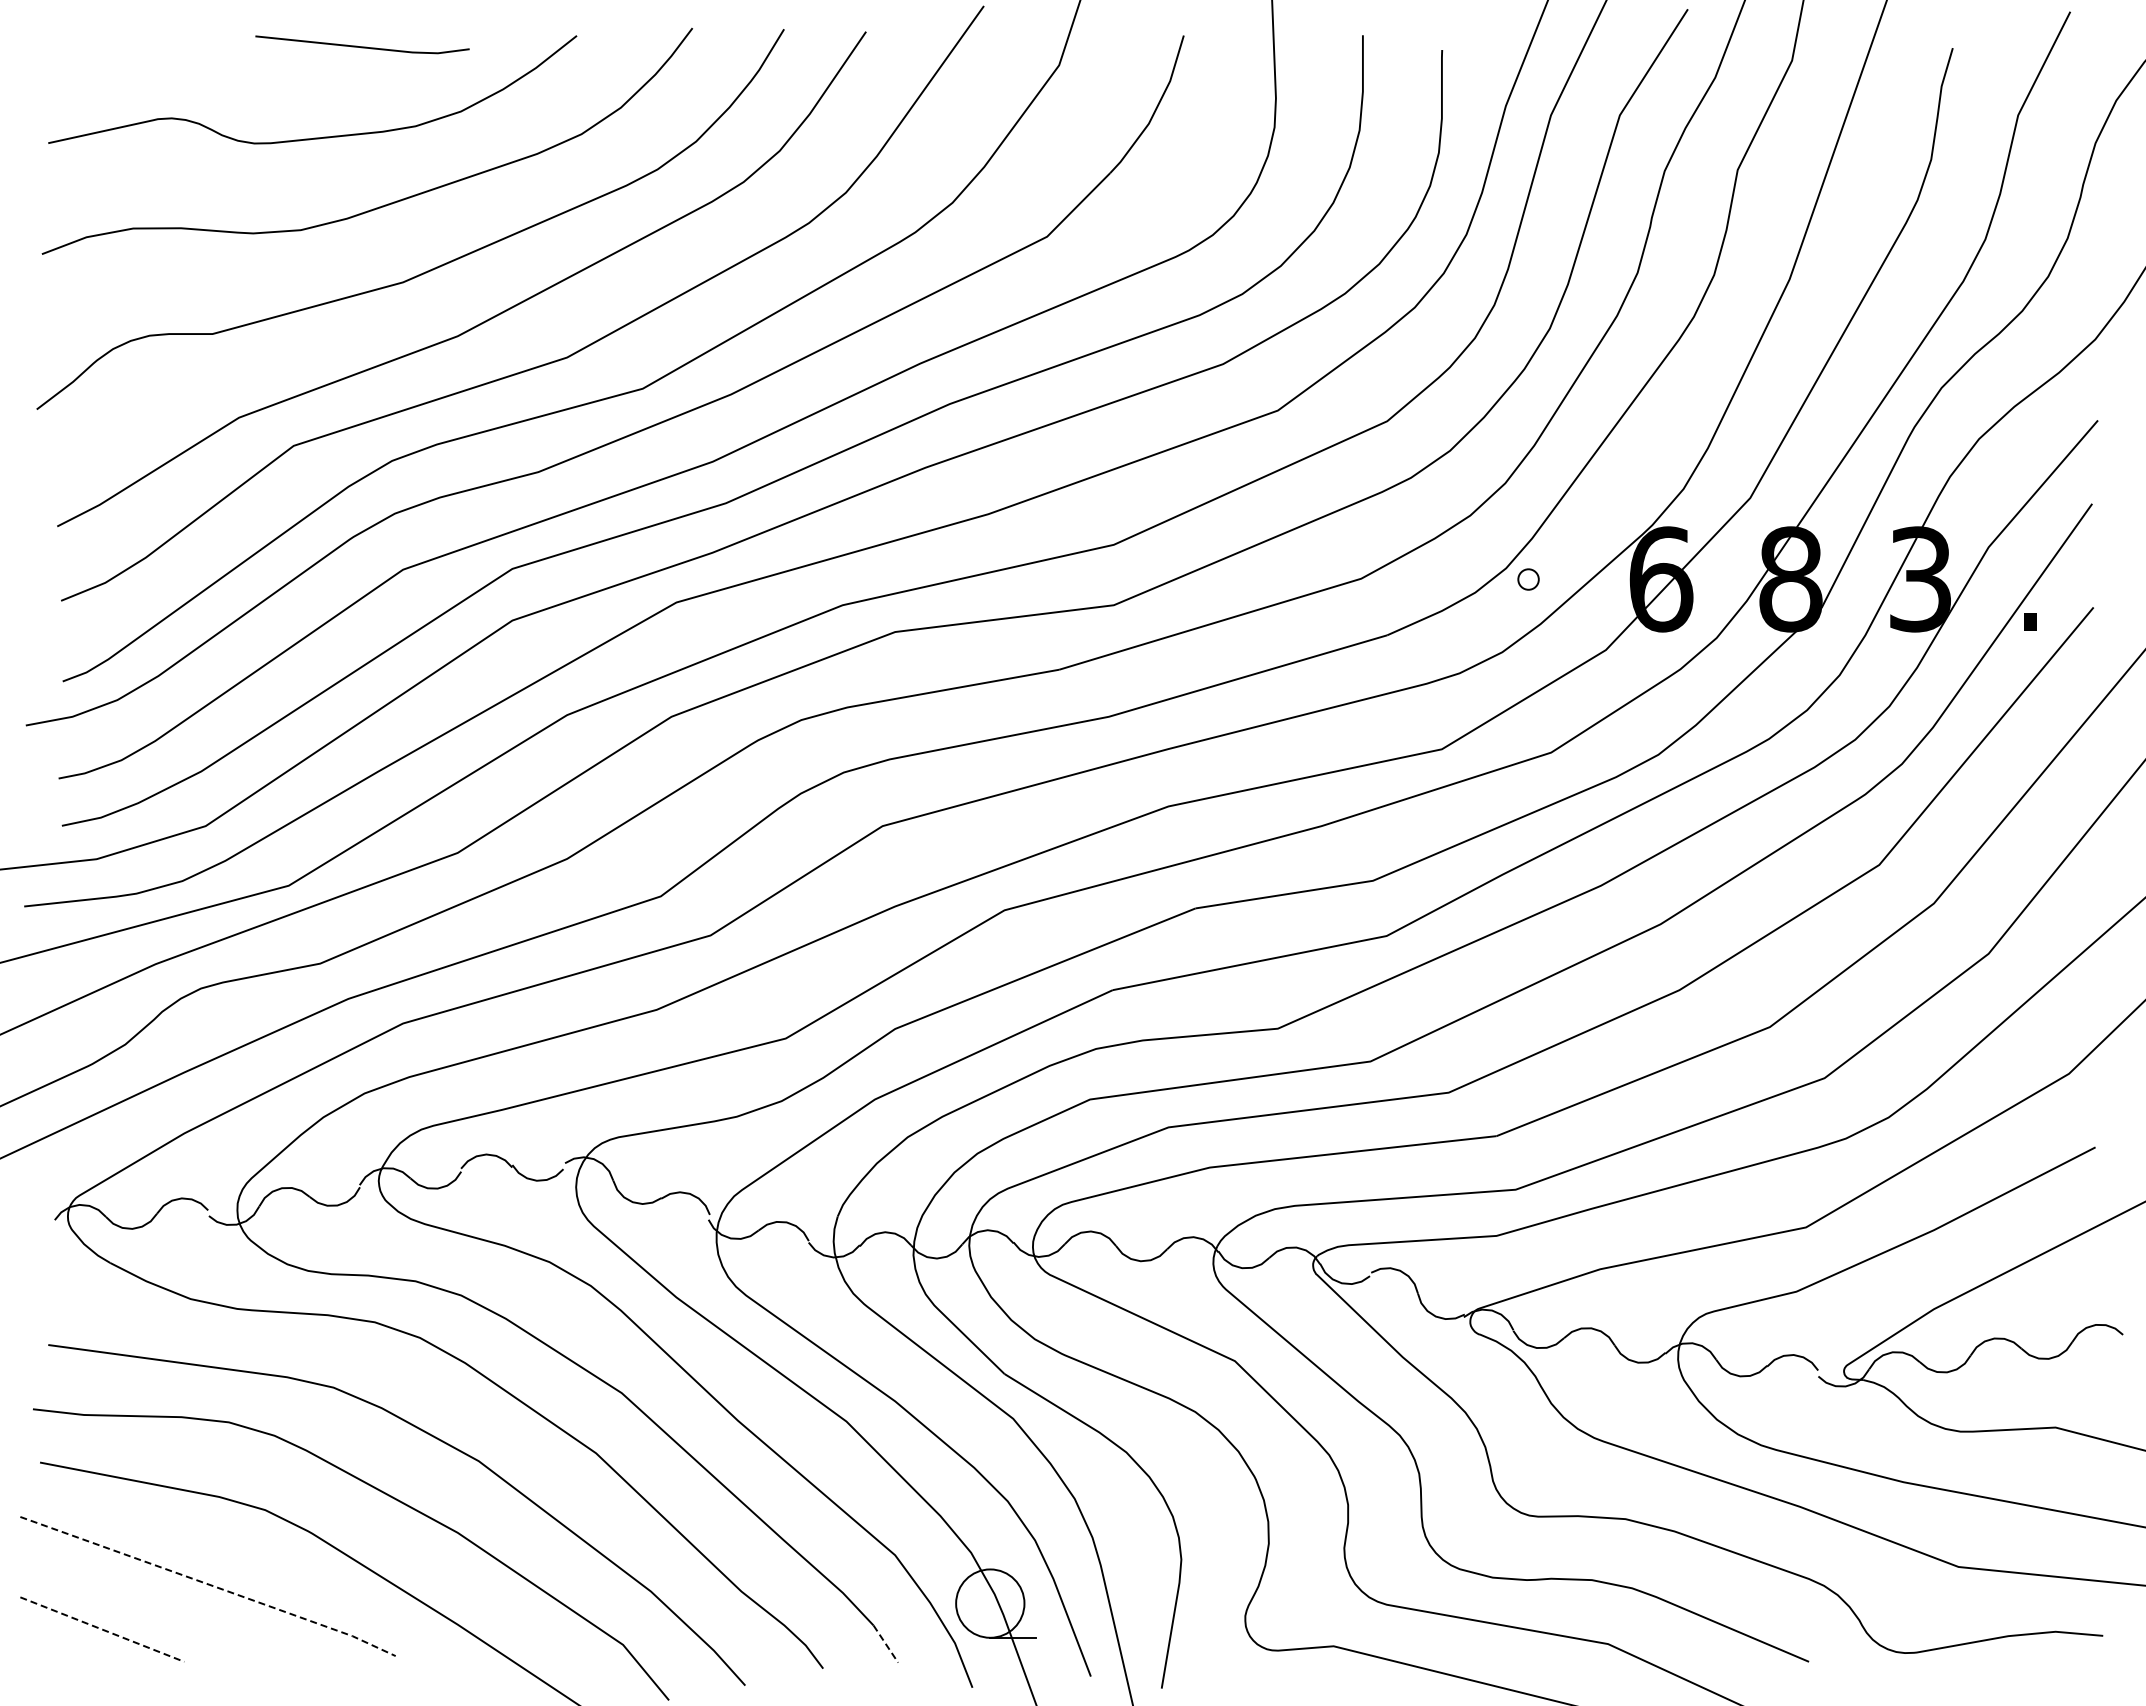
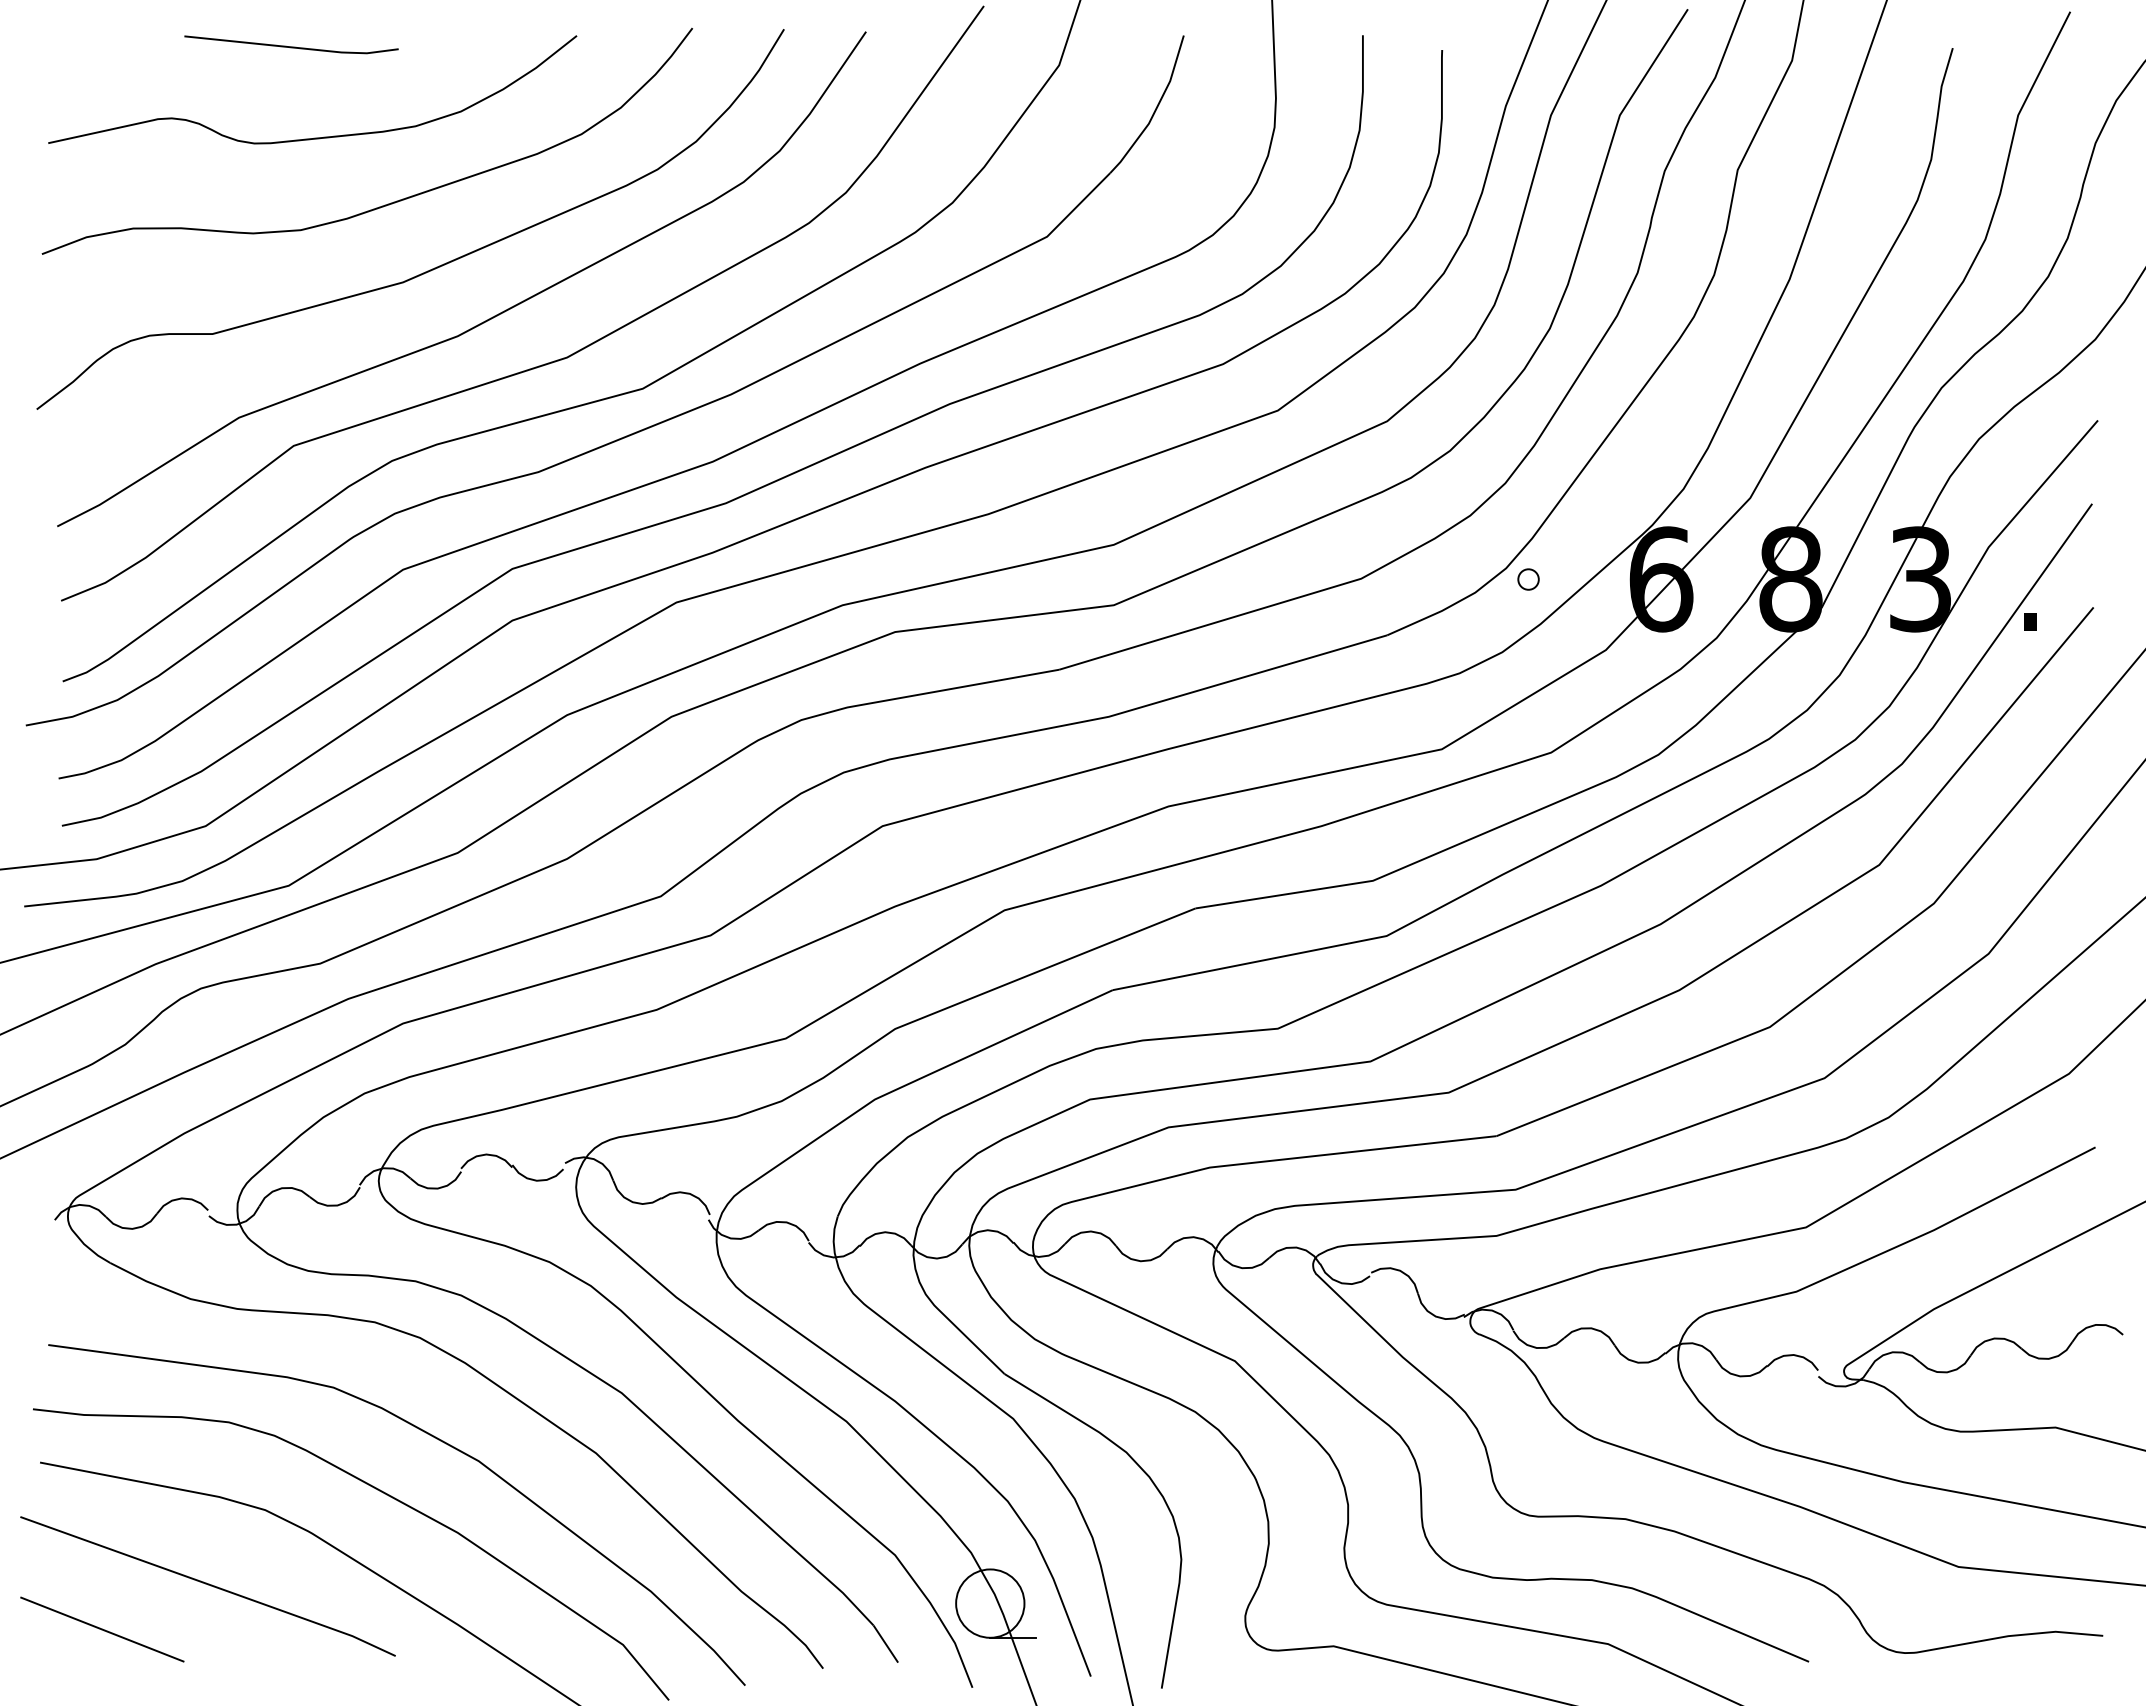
line position: (362, 46) -> (291, 46) (291, 46)
line: dashed -> solid (209, 1584)
line: dashed -> solid (102, 1629)
line: dashed -> solid (886, 1644)
